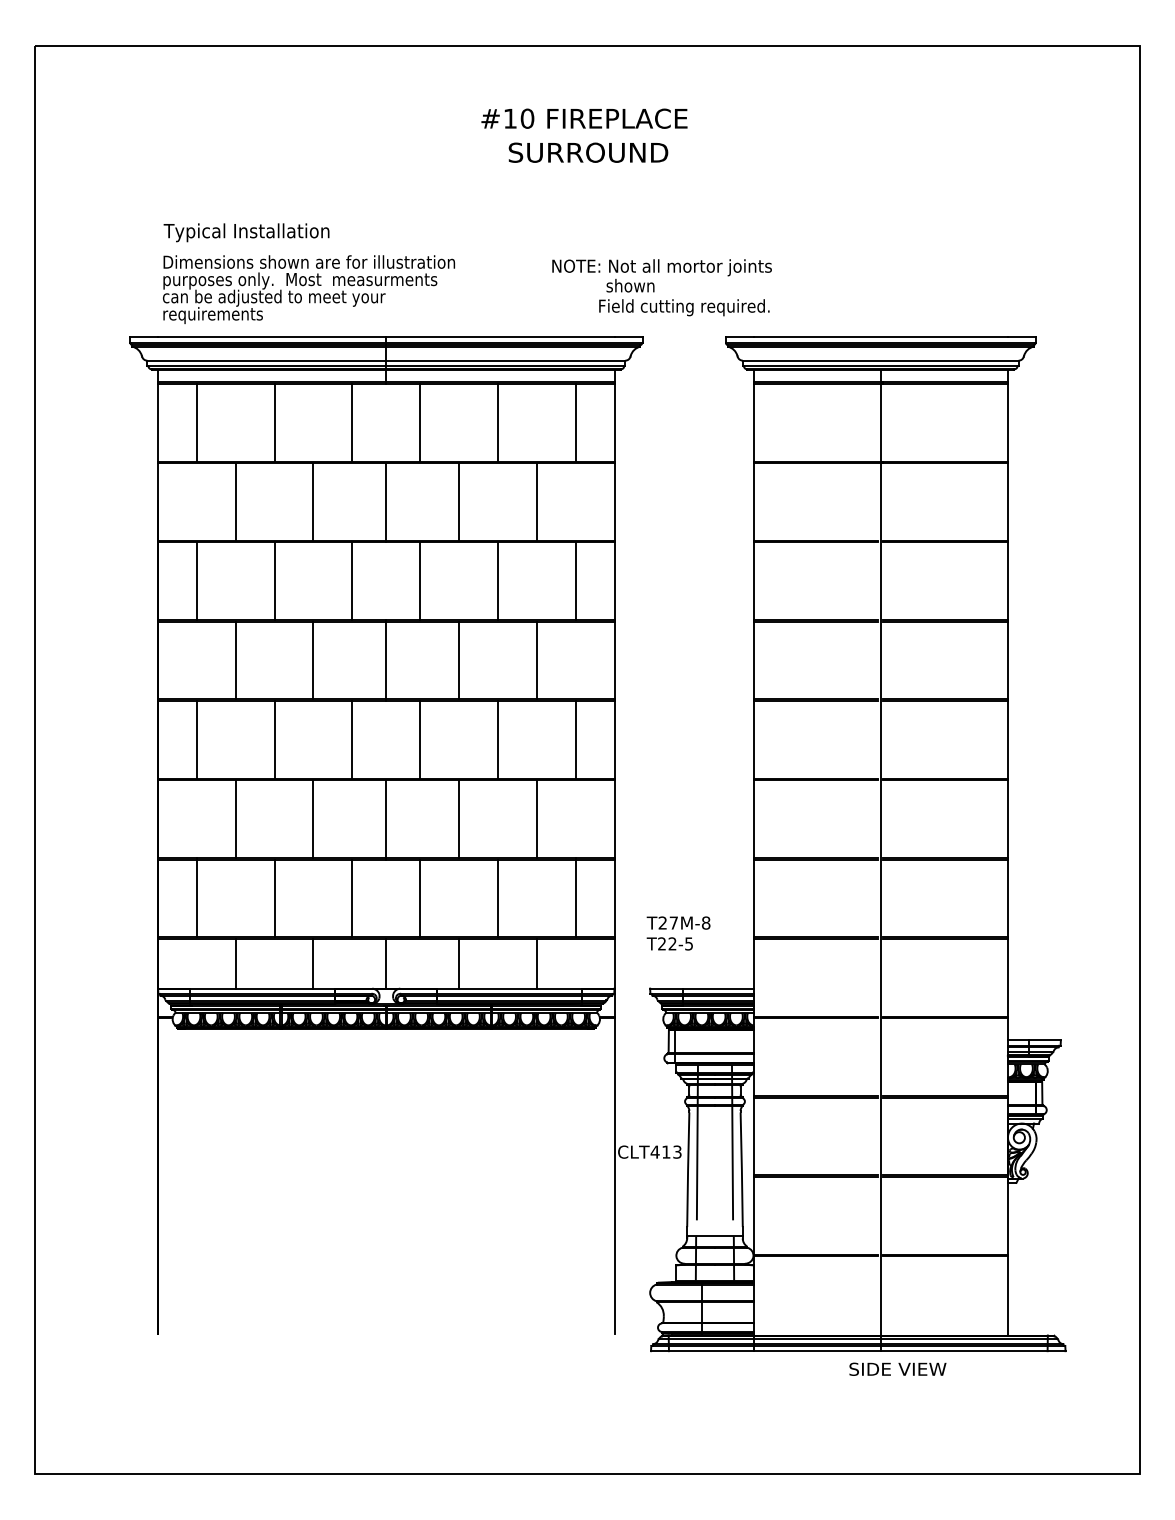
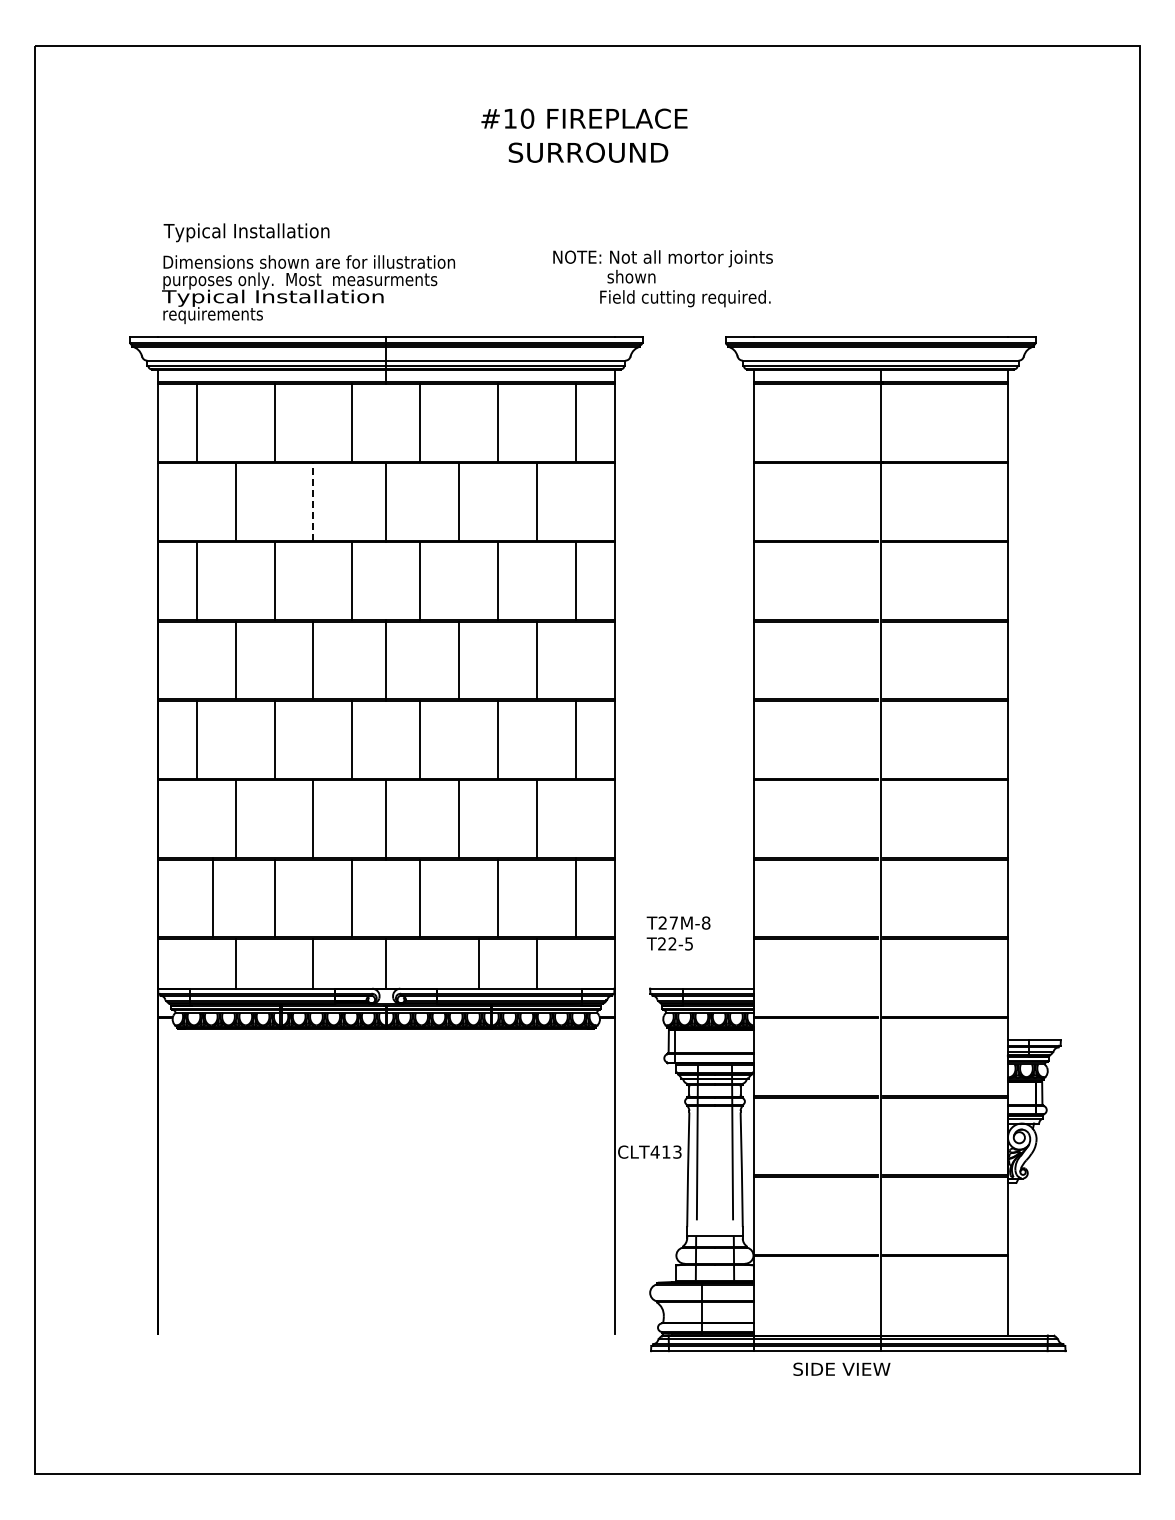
text position: (661, 287) -> (662, 278) (662, 278)
text: can be adjusted to meet your -> Typical Installation (273, 297)
line: solid -> dashed (313, 502)
line position: (196, 897) -> (212, 897) (212, 897)
line position: (459, 963) -> (479, 963) (479, 963)
text position: (897, 1368) -> (841, 1368) (841, 1368)
